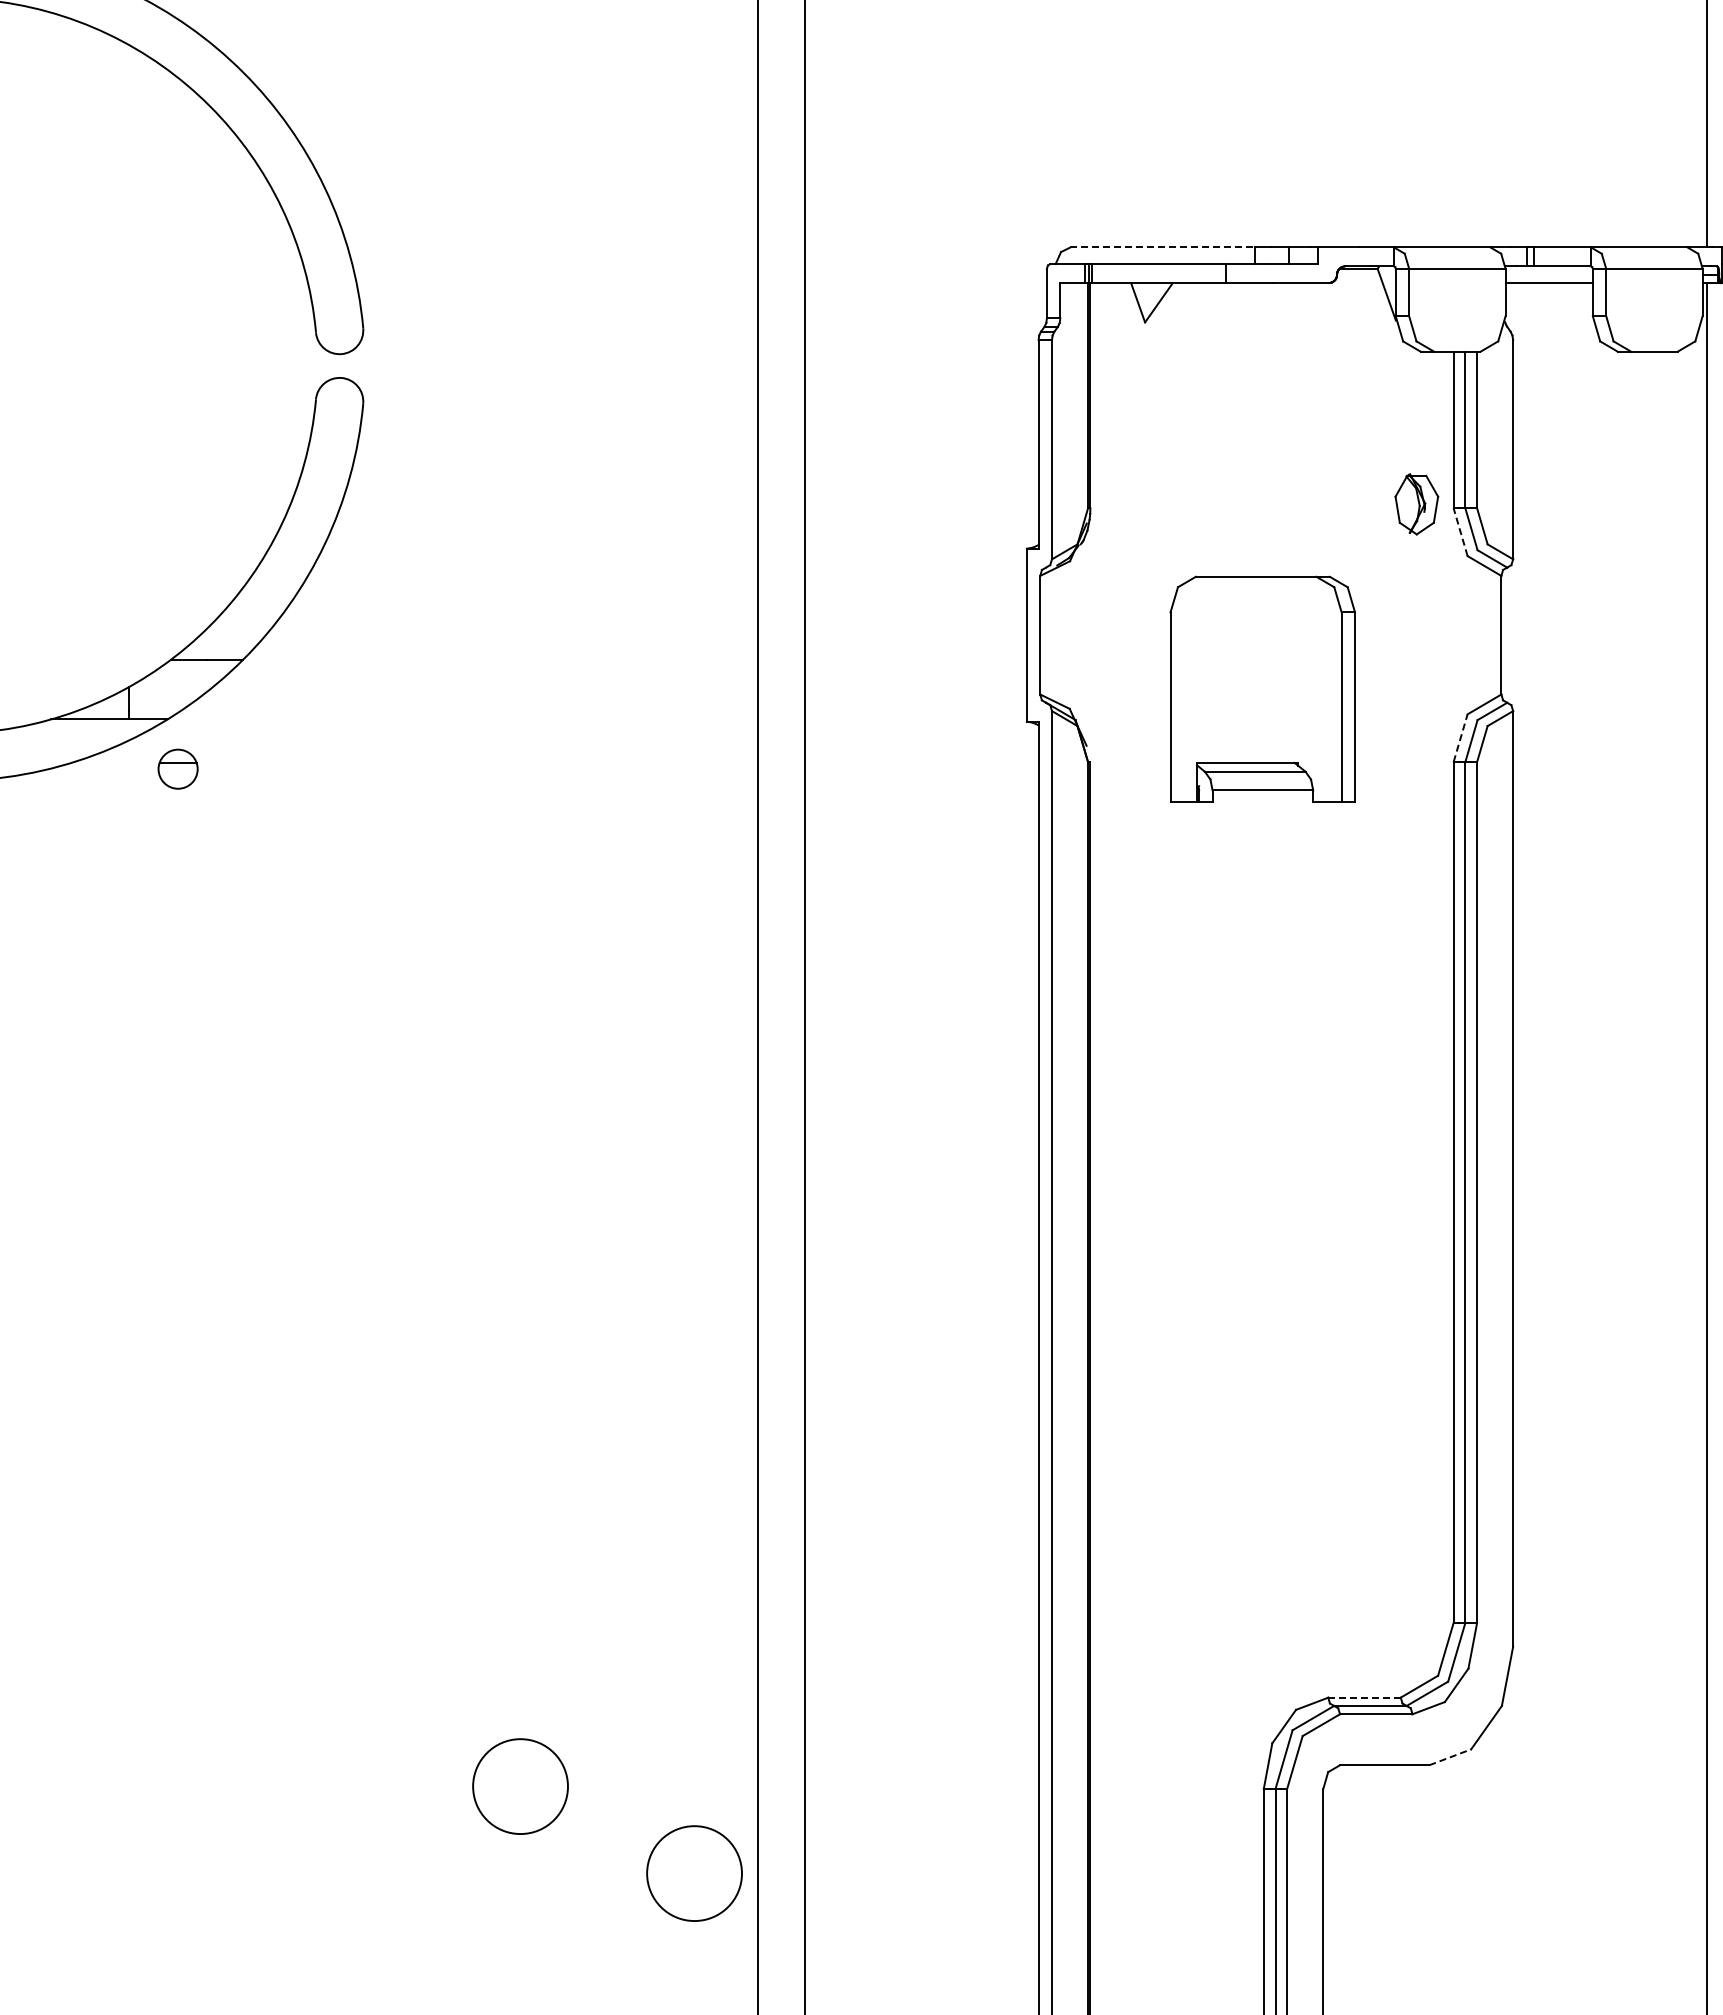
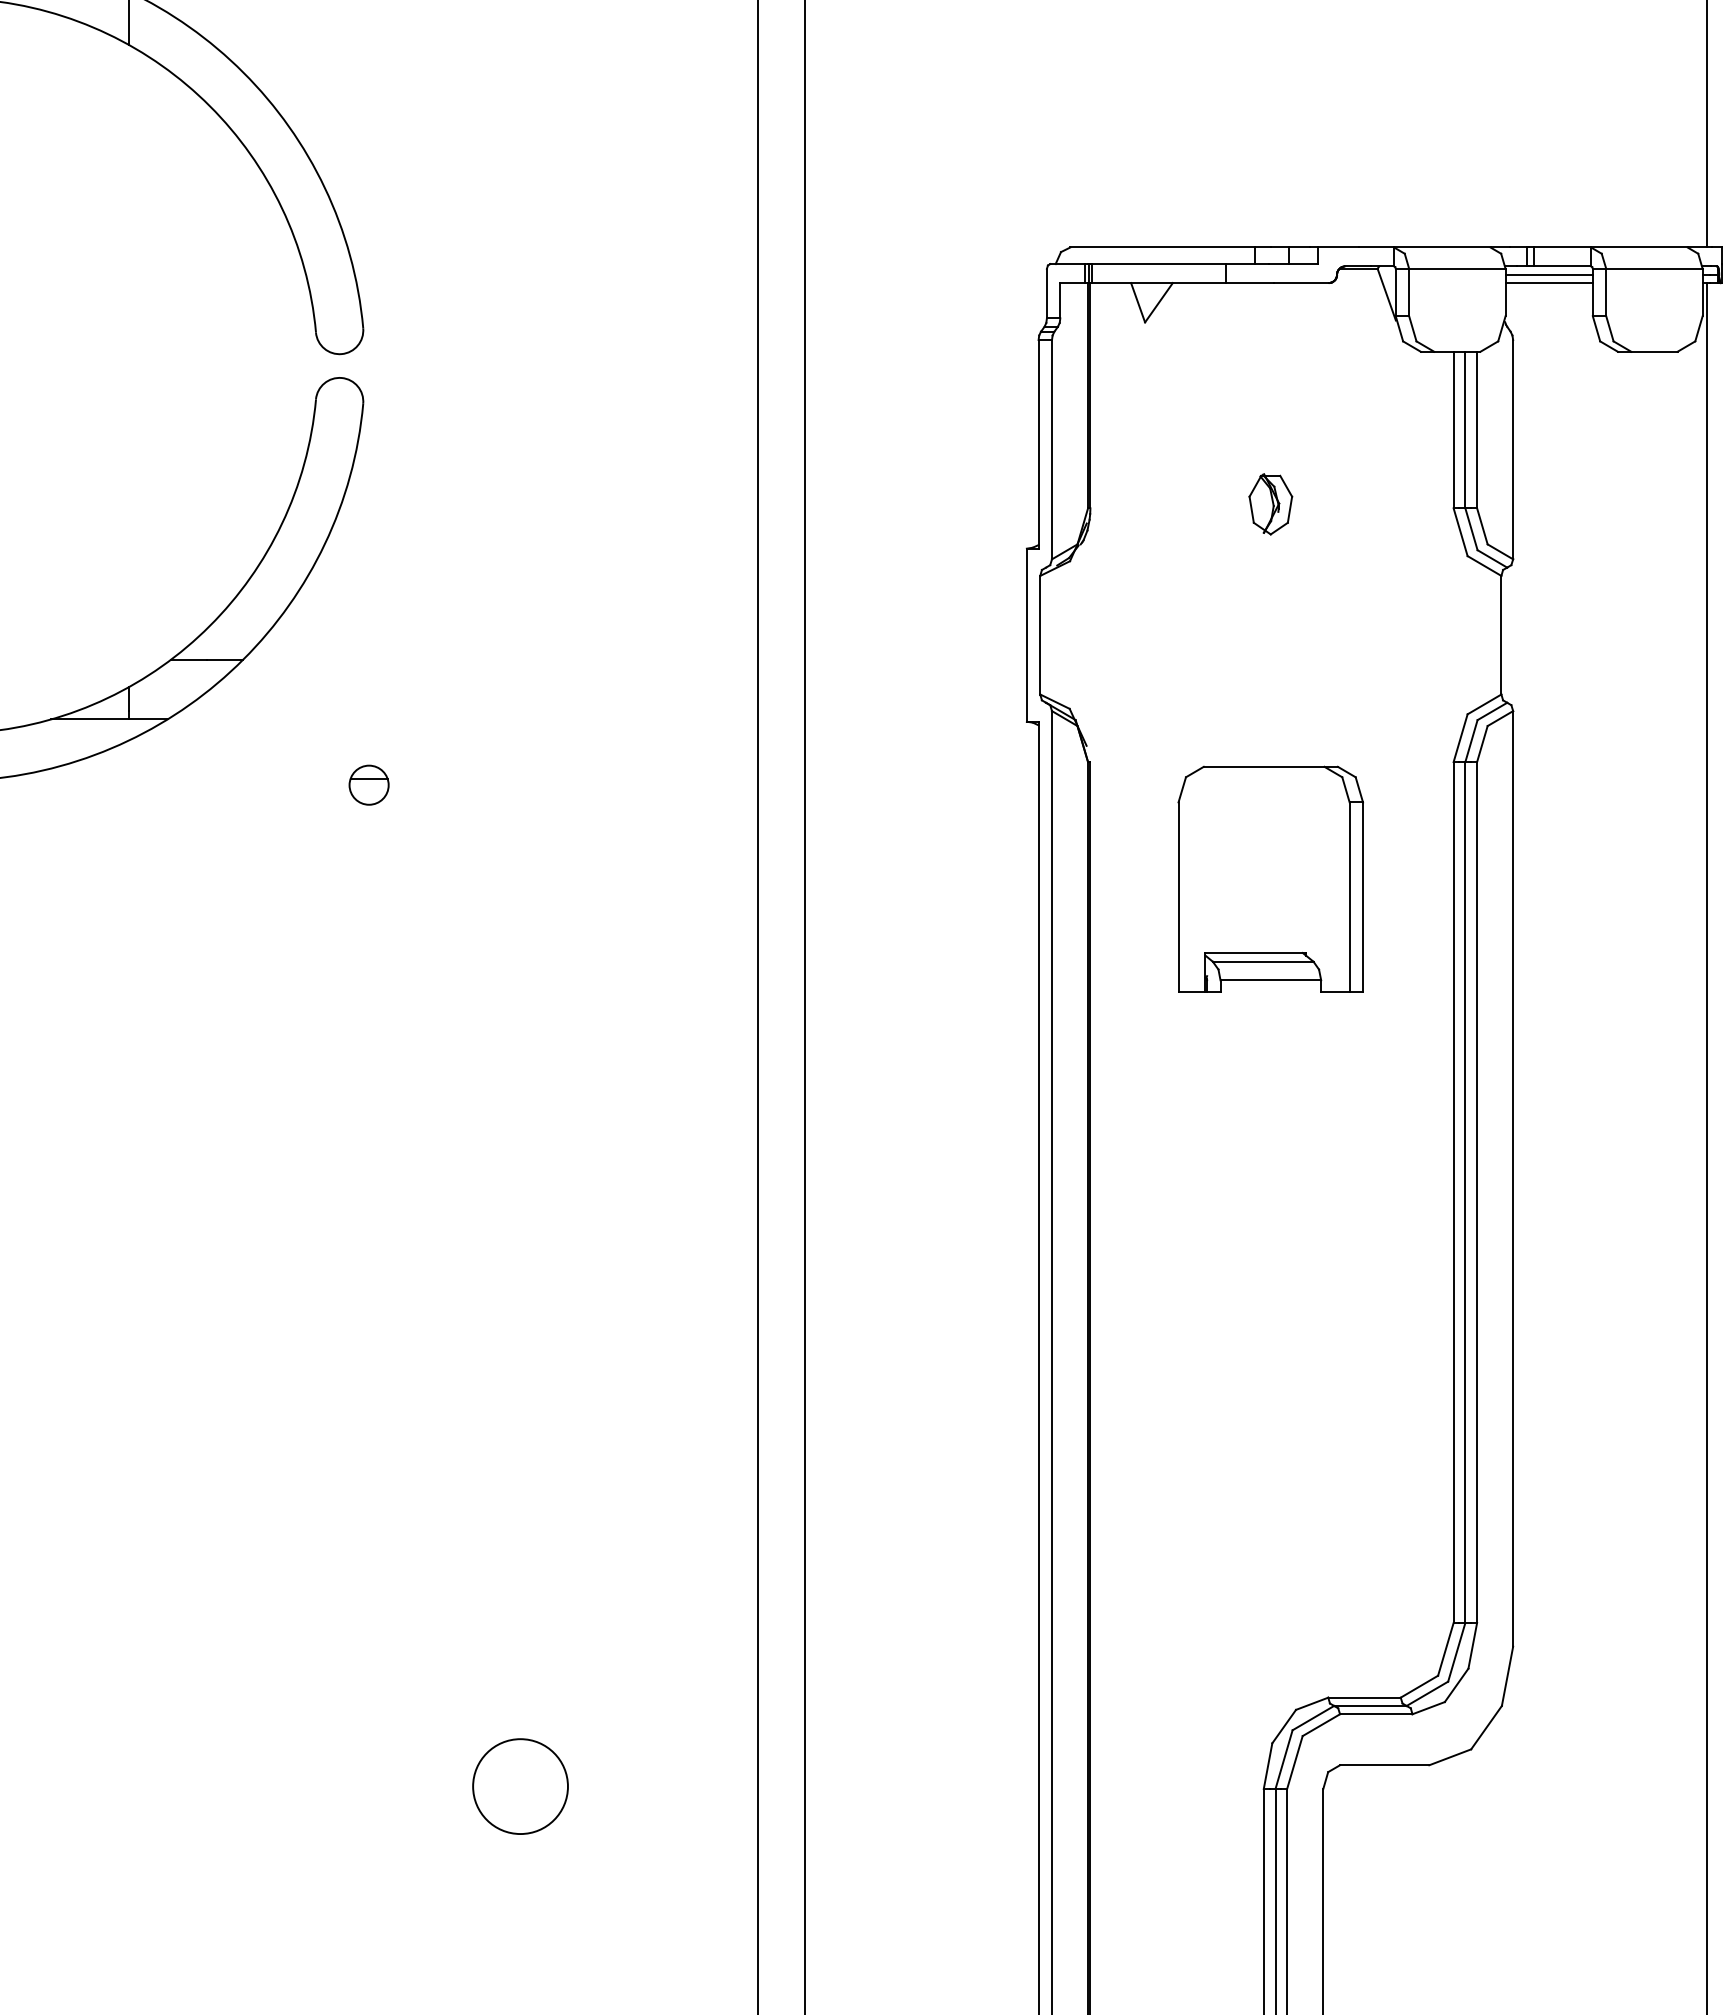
line: none -> present (129, 23)
line: dashed -> solid (1163, 247)
line: none -> present (1548, 274)
part position: (1416, 504) -> (1270, 504) (1270, 504)
line: dashed -> solid (1460, 532)
part position: (1262, 688) -> (1270, 878) (1270, 878)
line: dashed -> solid (1460, 738)
part position: (177, 768) -> (368, 784) (368, 784)
line: dashed -> solid (1365, 1697)
line: dashed -> solid (1450, 1757)
circle: present -> none (694, 1873)
